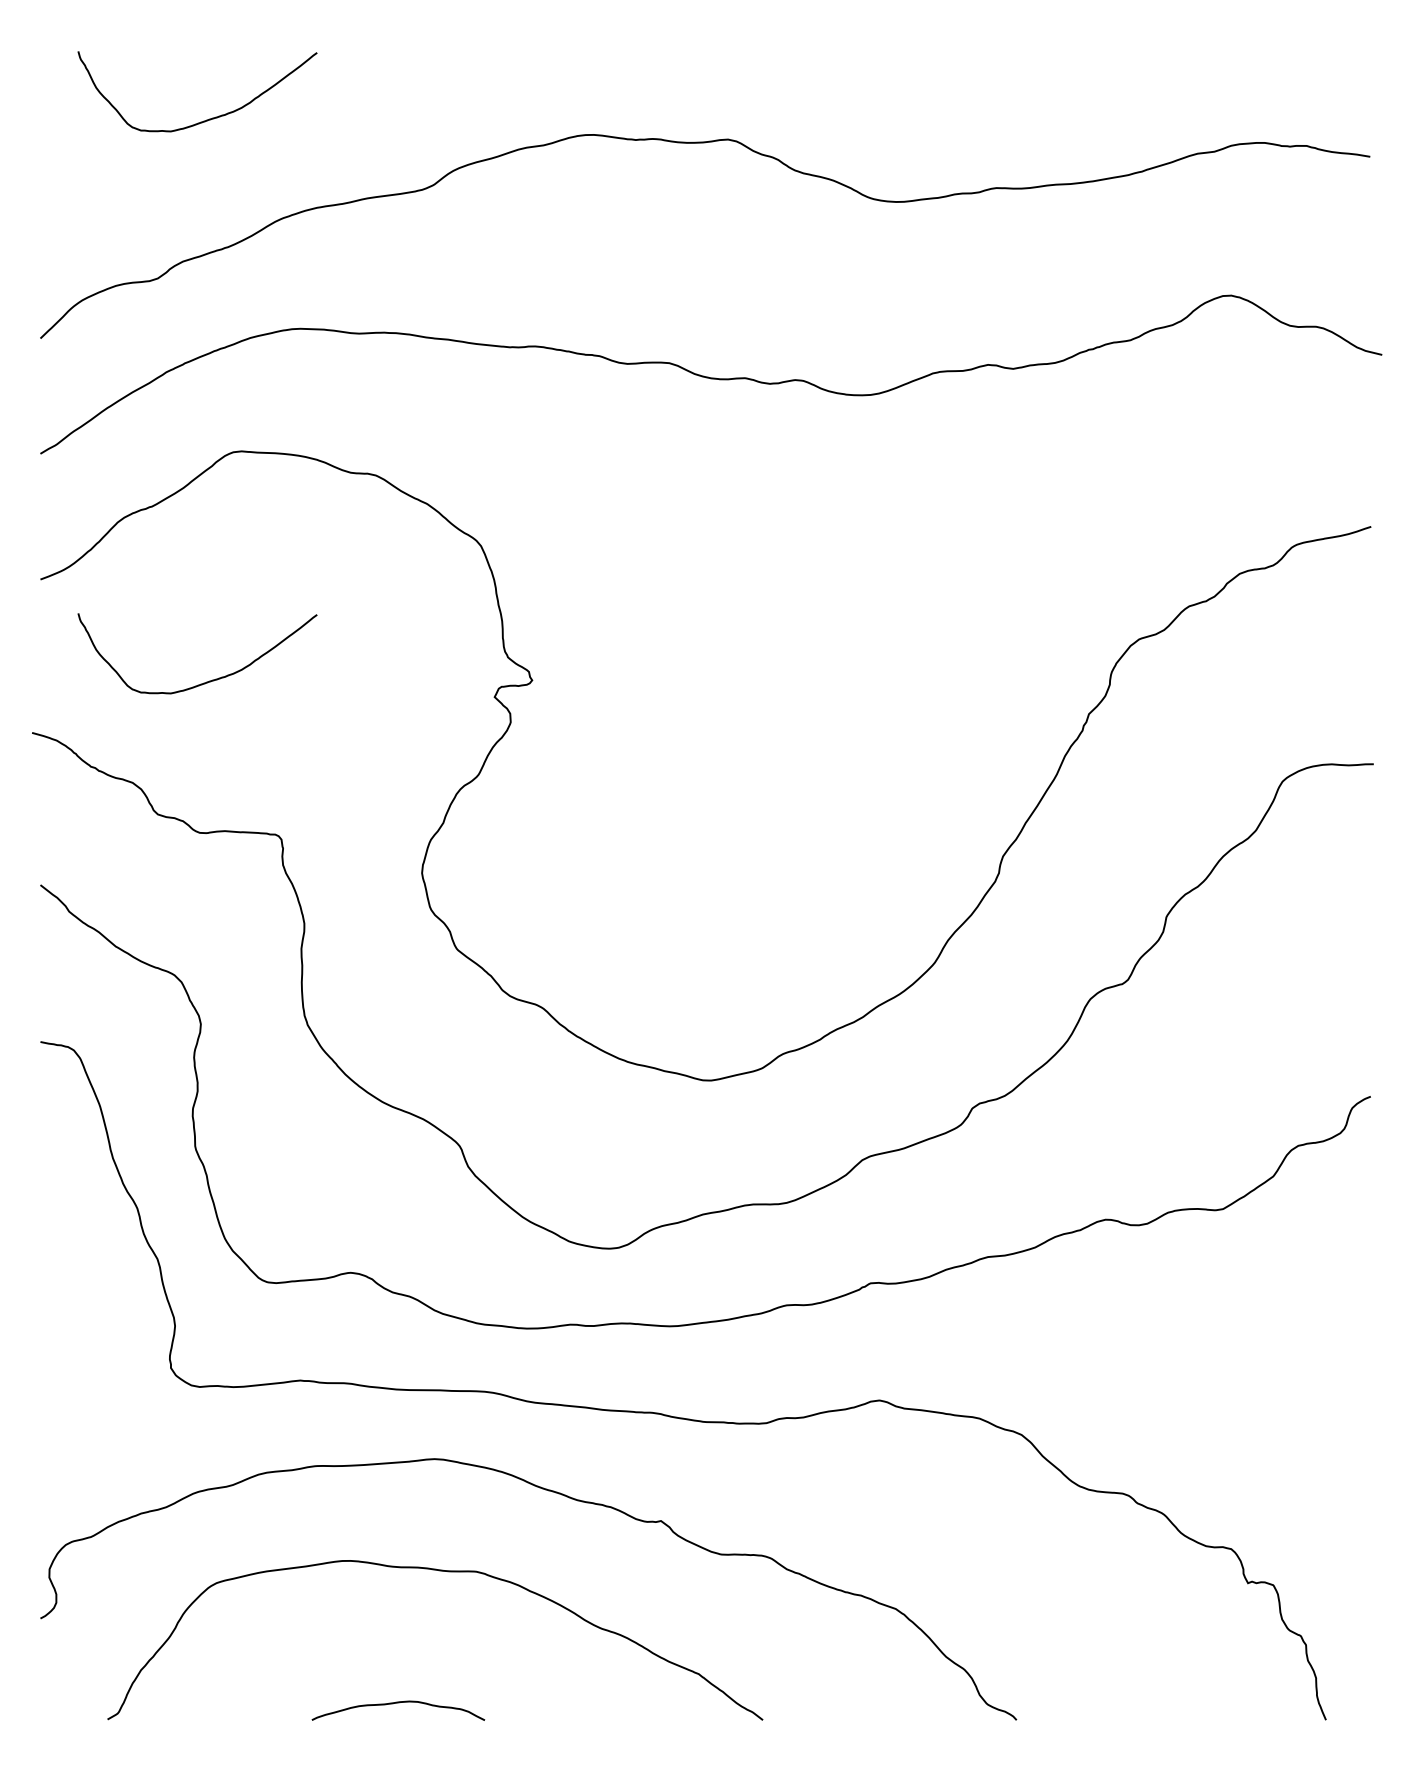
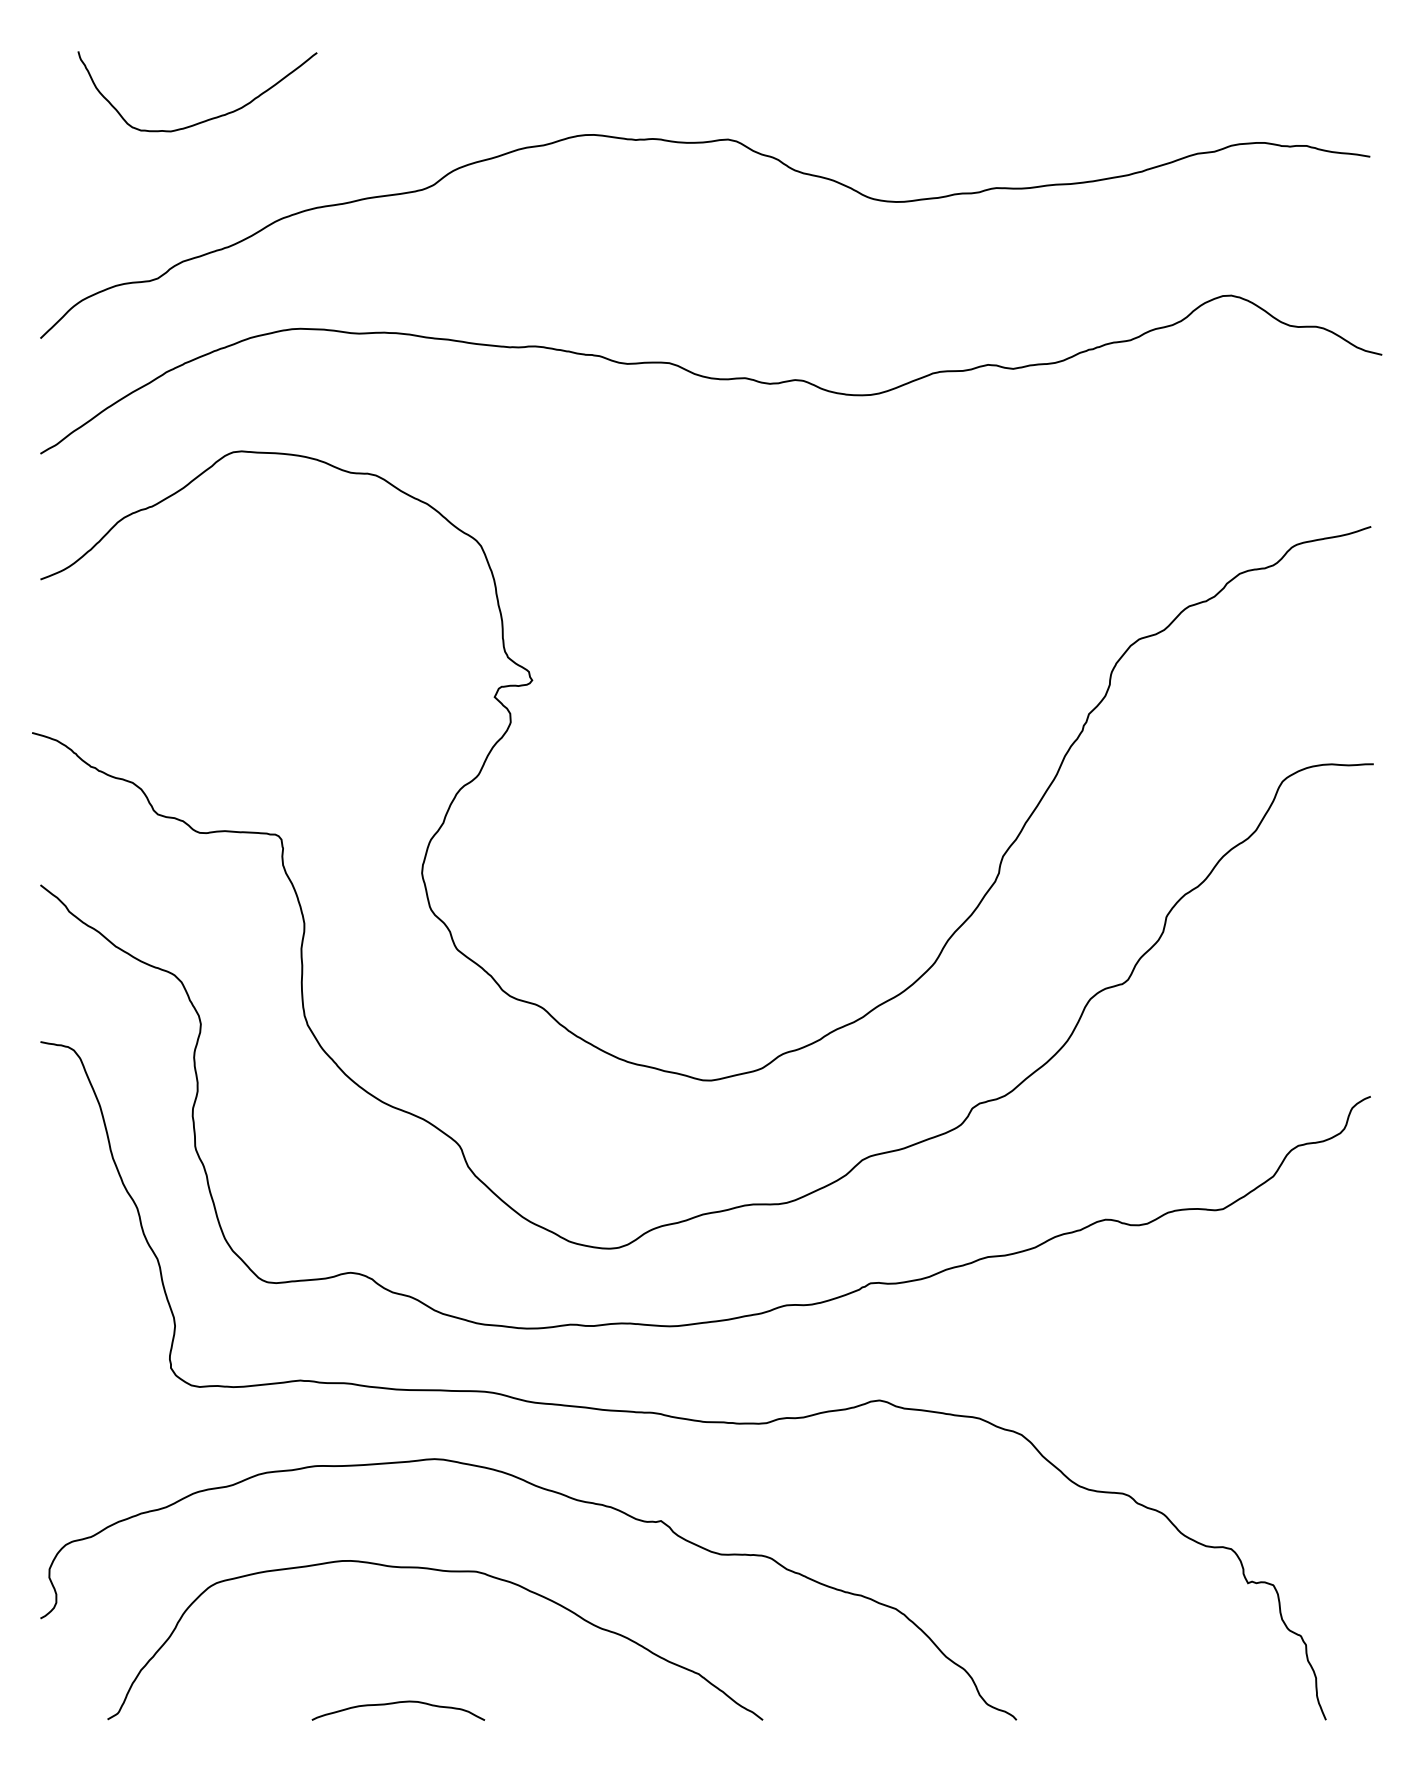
curve: present -> none (206, 681)
